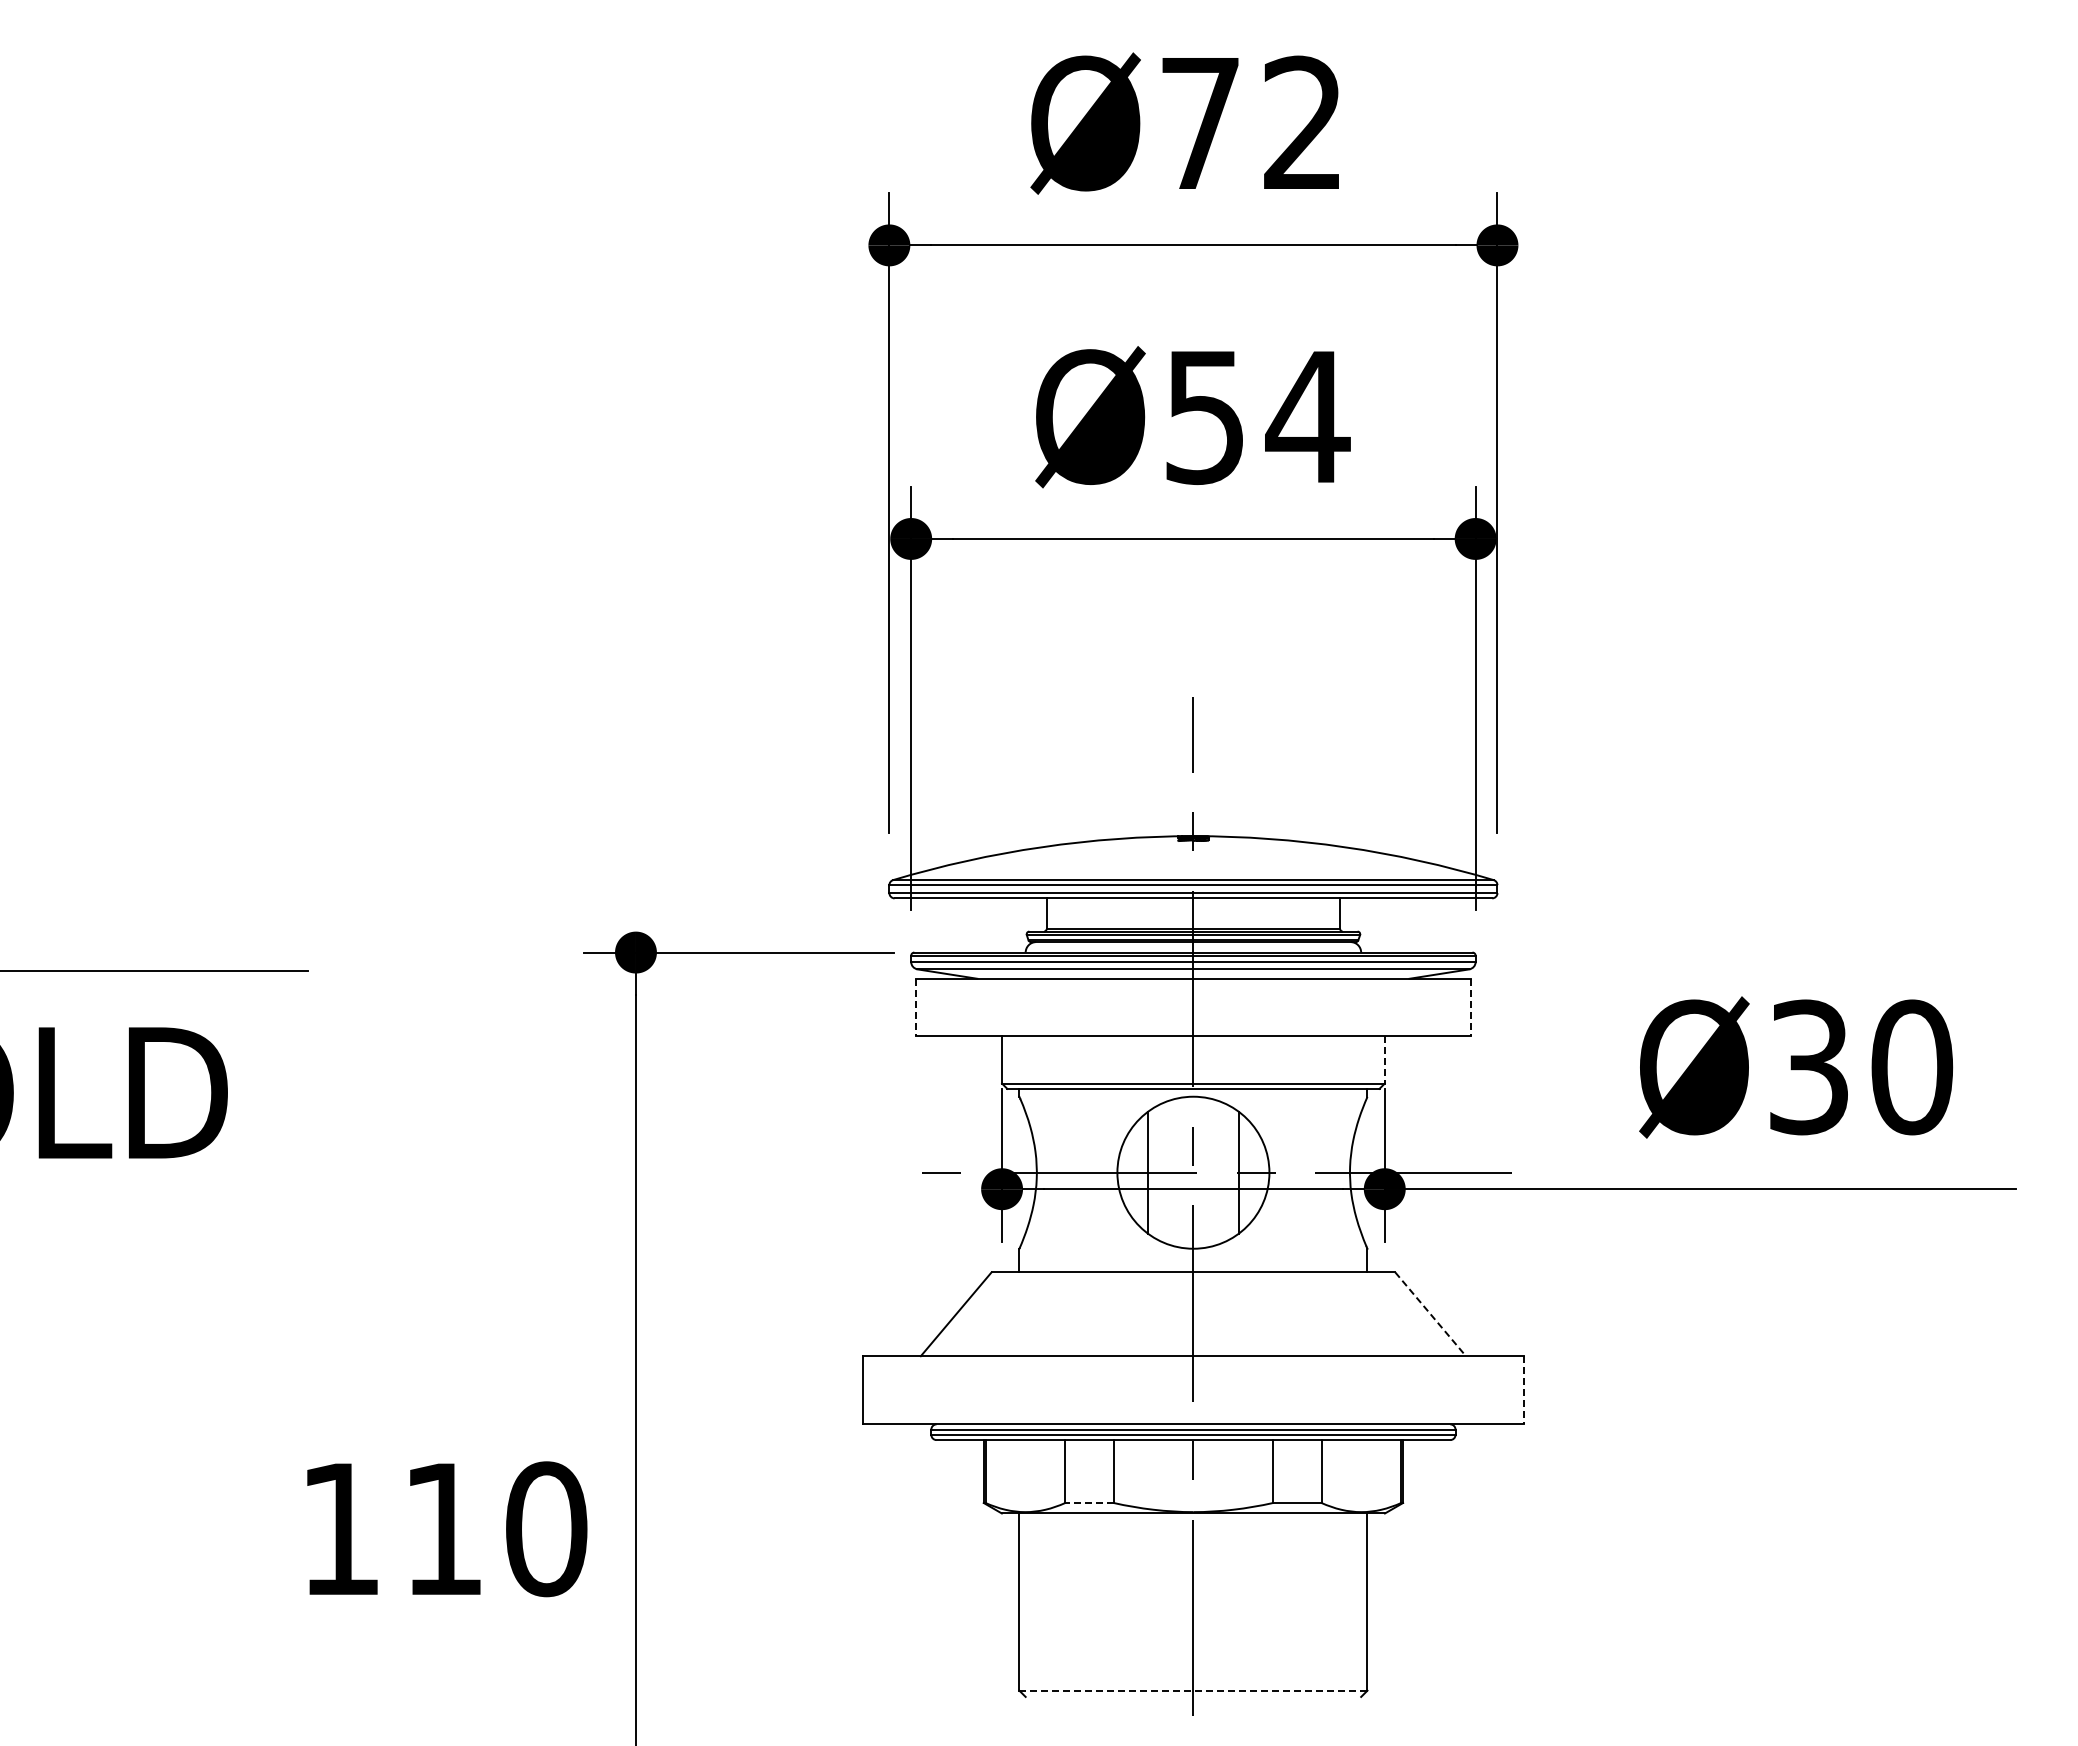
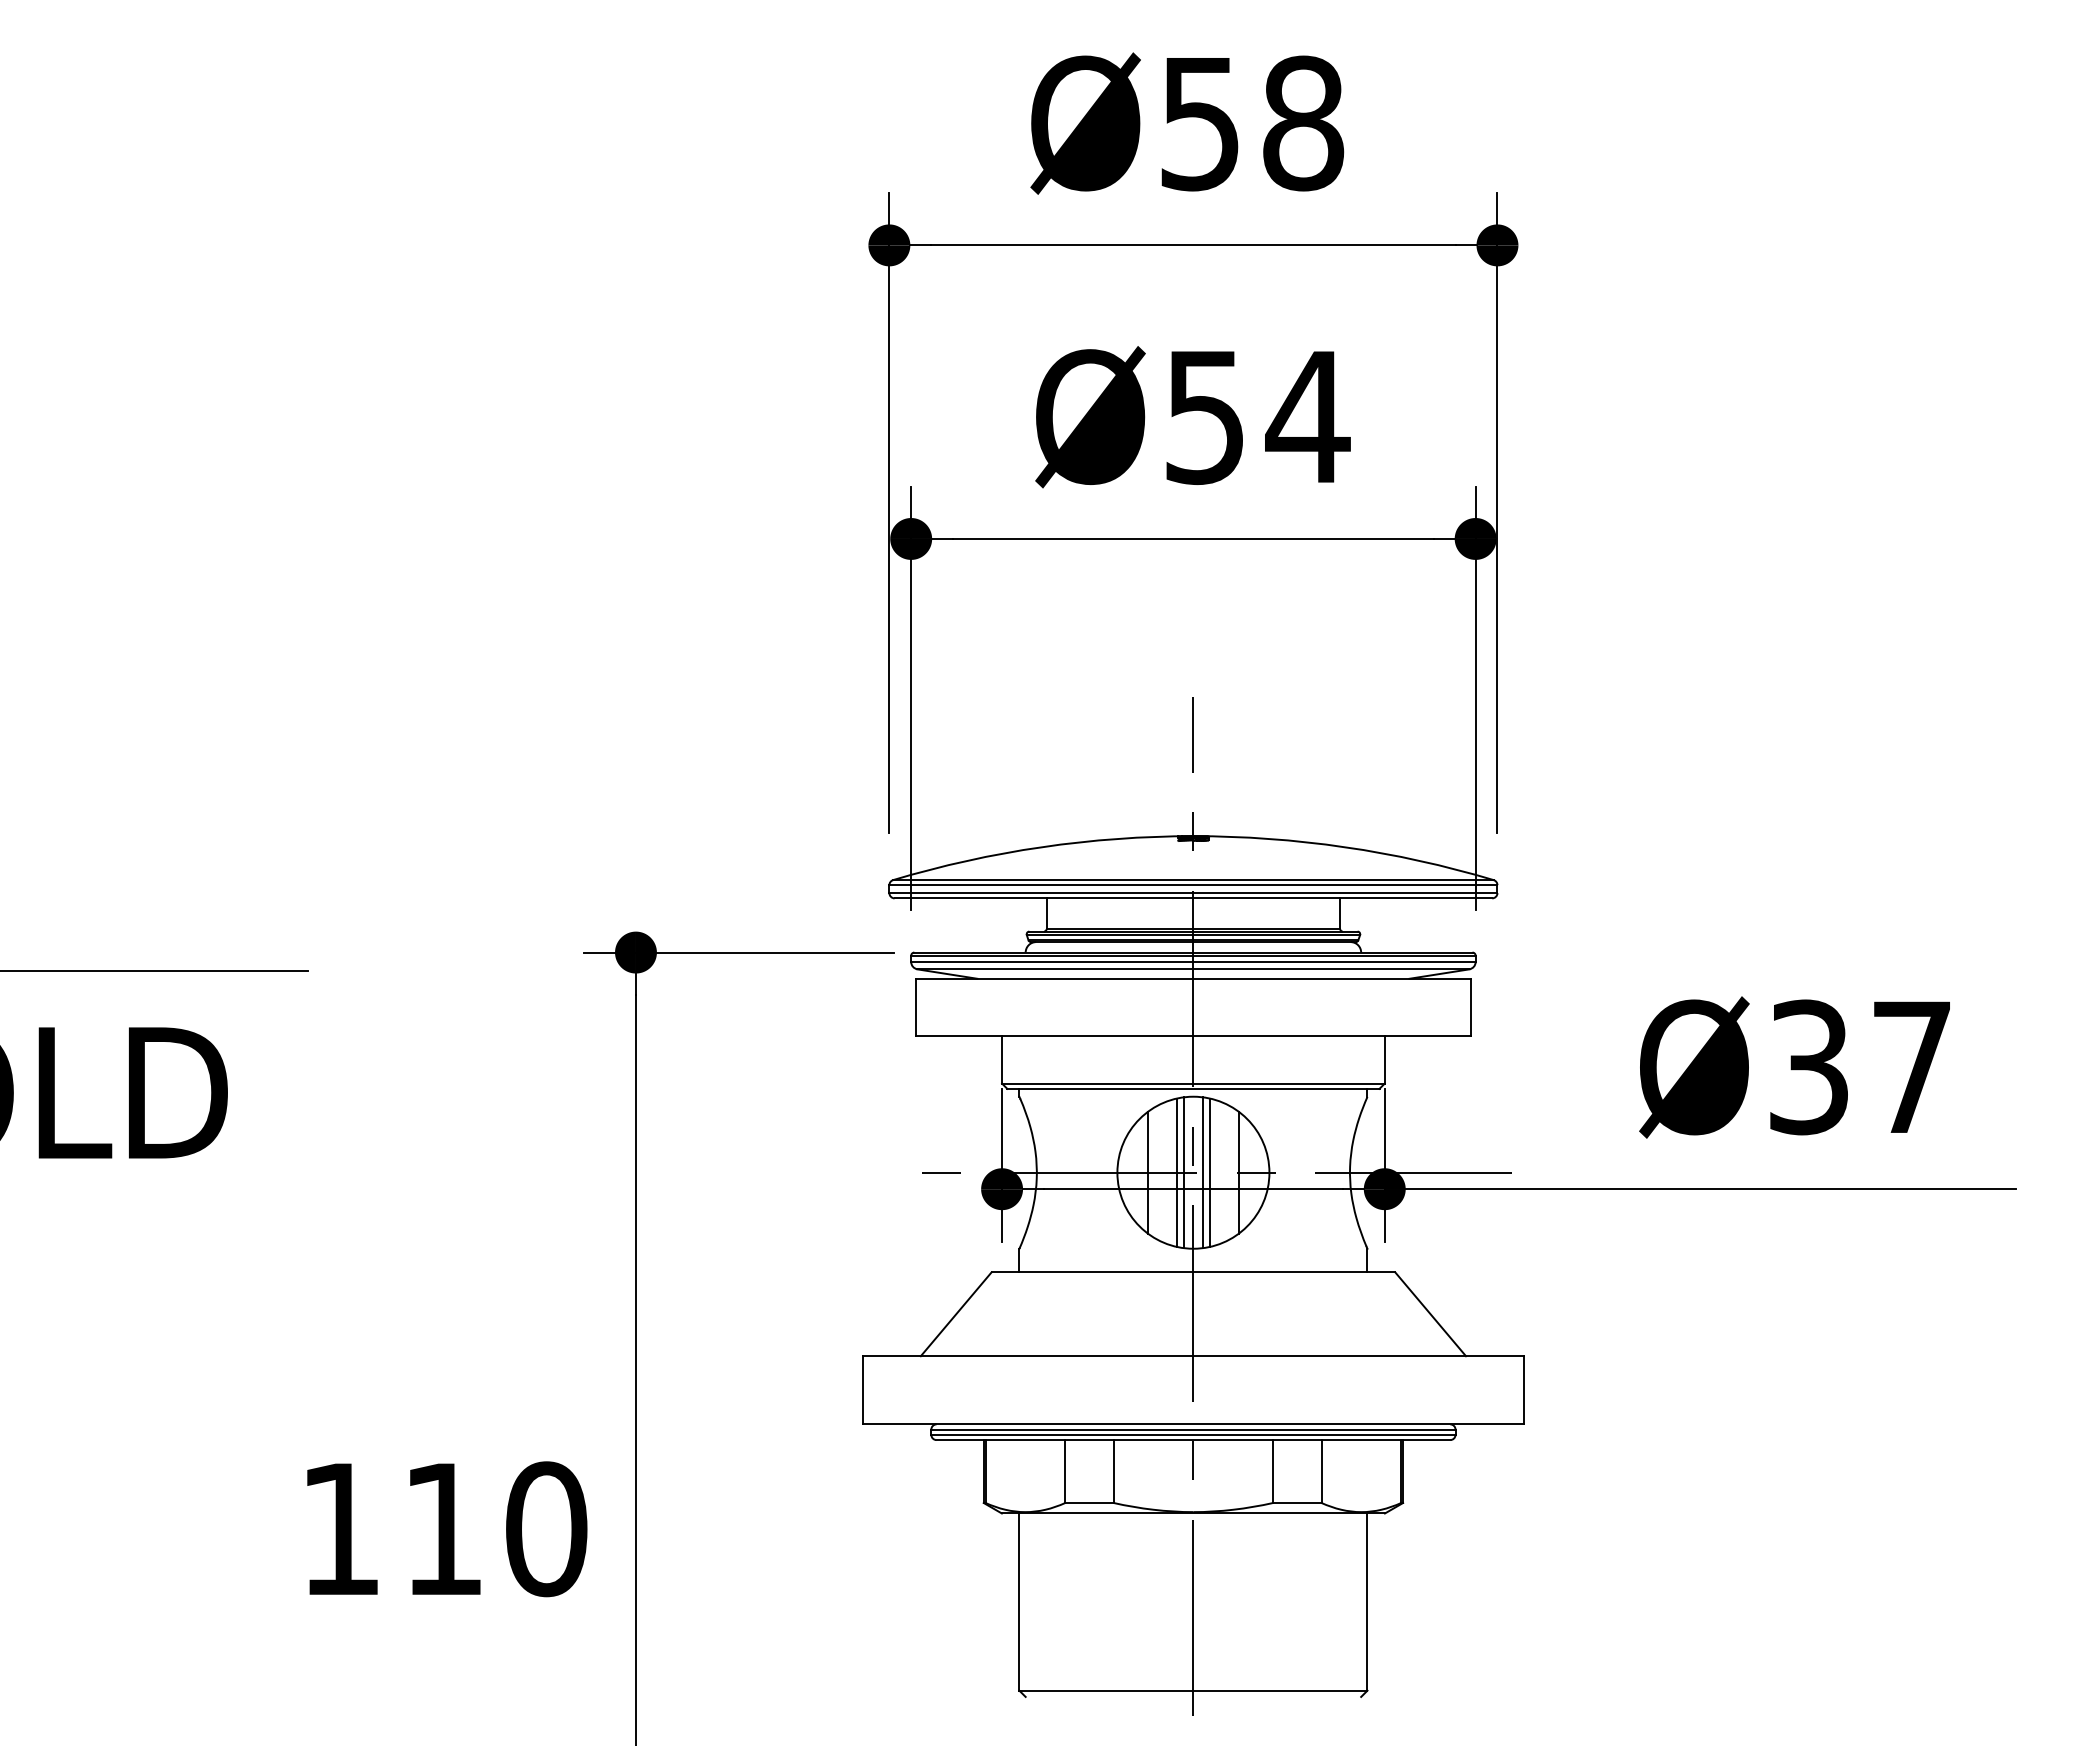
text: Ø72 -> Ø58 (1252, 123)
line: dashed -> solid (915, 1007)
line: dashed -> solid (1471, 1007)
line: dashed -> solid (1384, 1060)
text: Ø30 -> Ø37 (1912, 1067)
line: none -> present (1177, 1172)
line: none -> present (1183, 1172)
line: none -> present (1202, 1172)
line: none -> present (1209, 1172)
line: dashed -> solid (1430, 1314)
line: dashed -> solid (1523, 1390)
line: dashed -> solid (1089, 1503)
line: dashed -> solid (1193, 1690)
